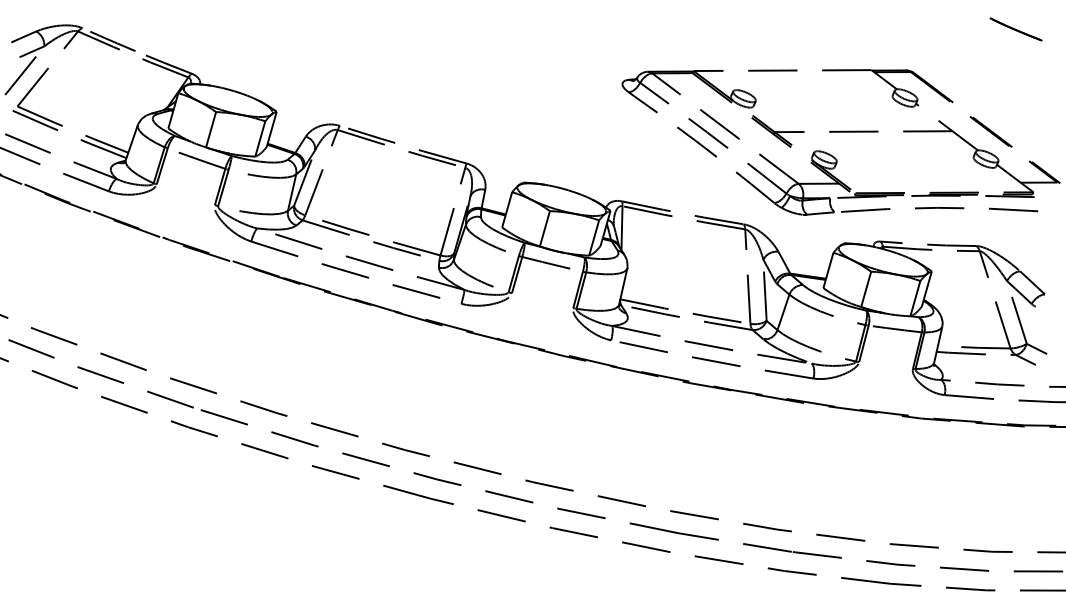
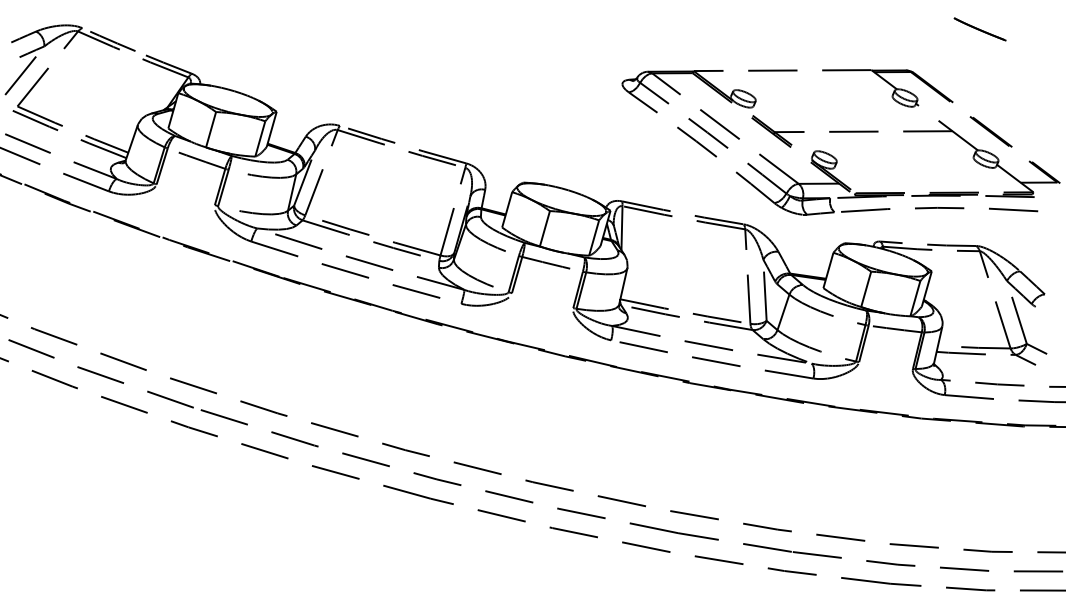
line position: (1015, 29) -> (979, 29) (979, 29)
